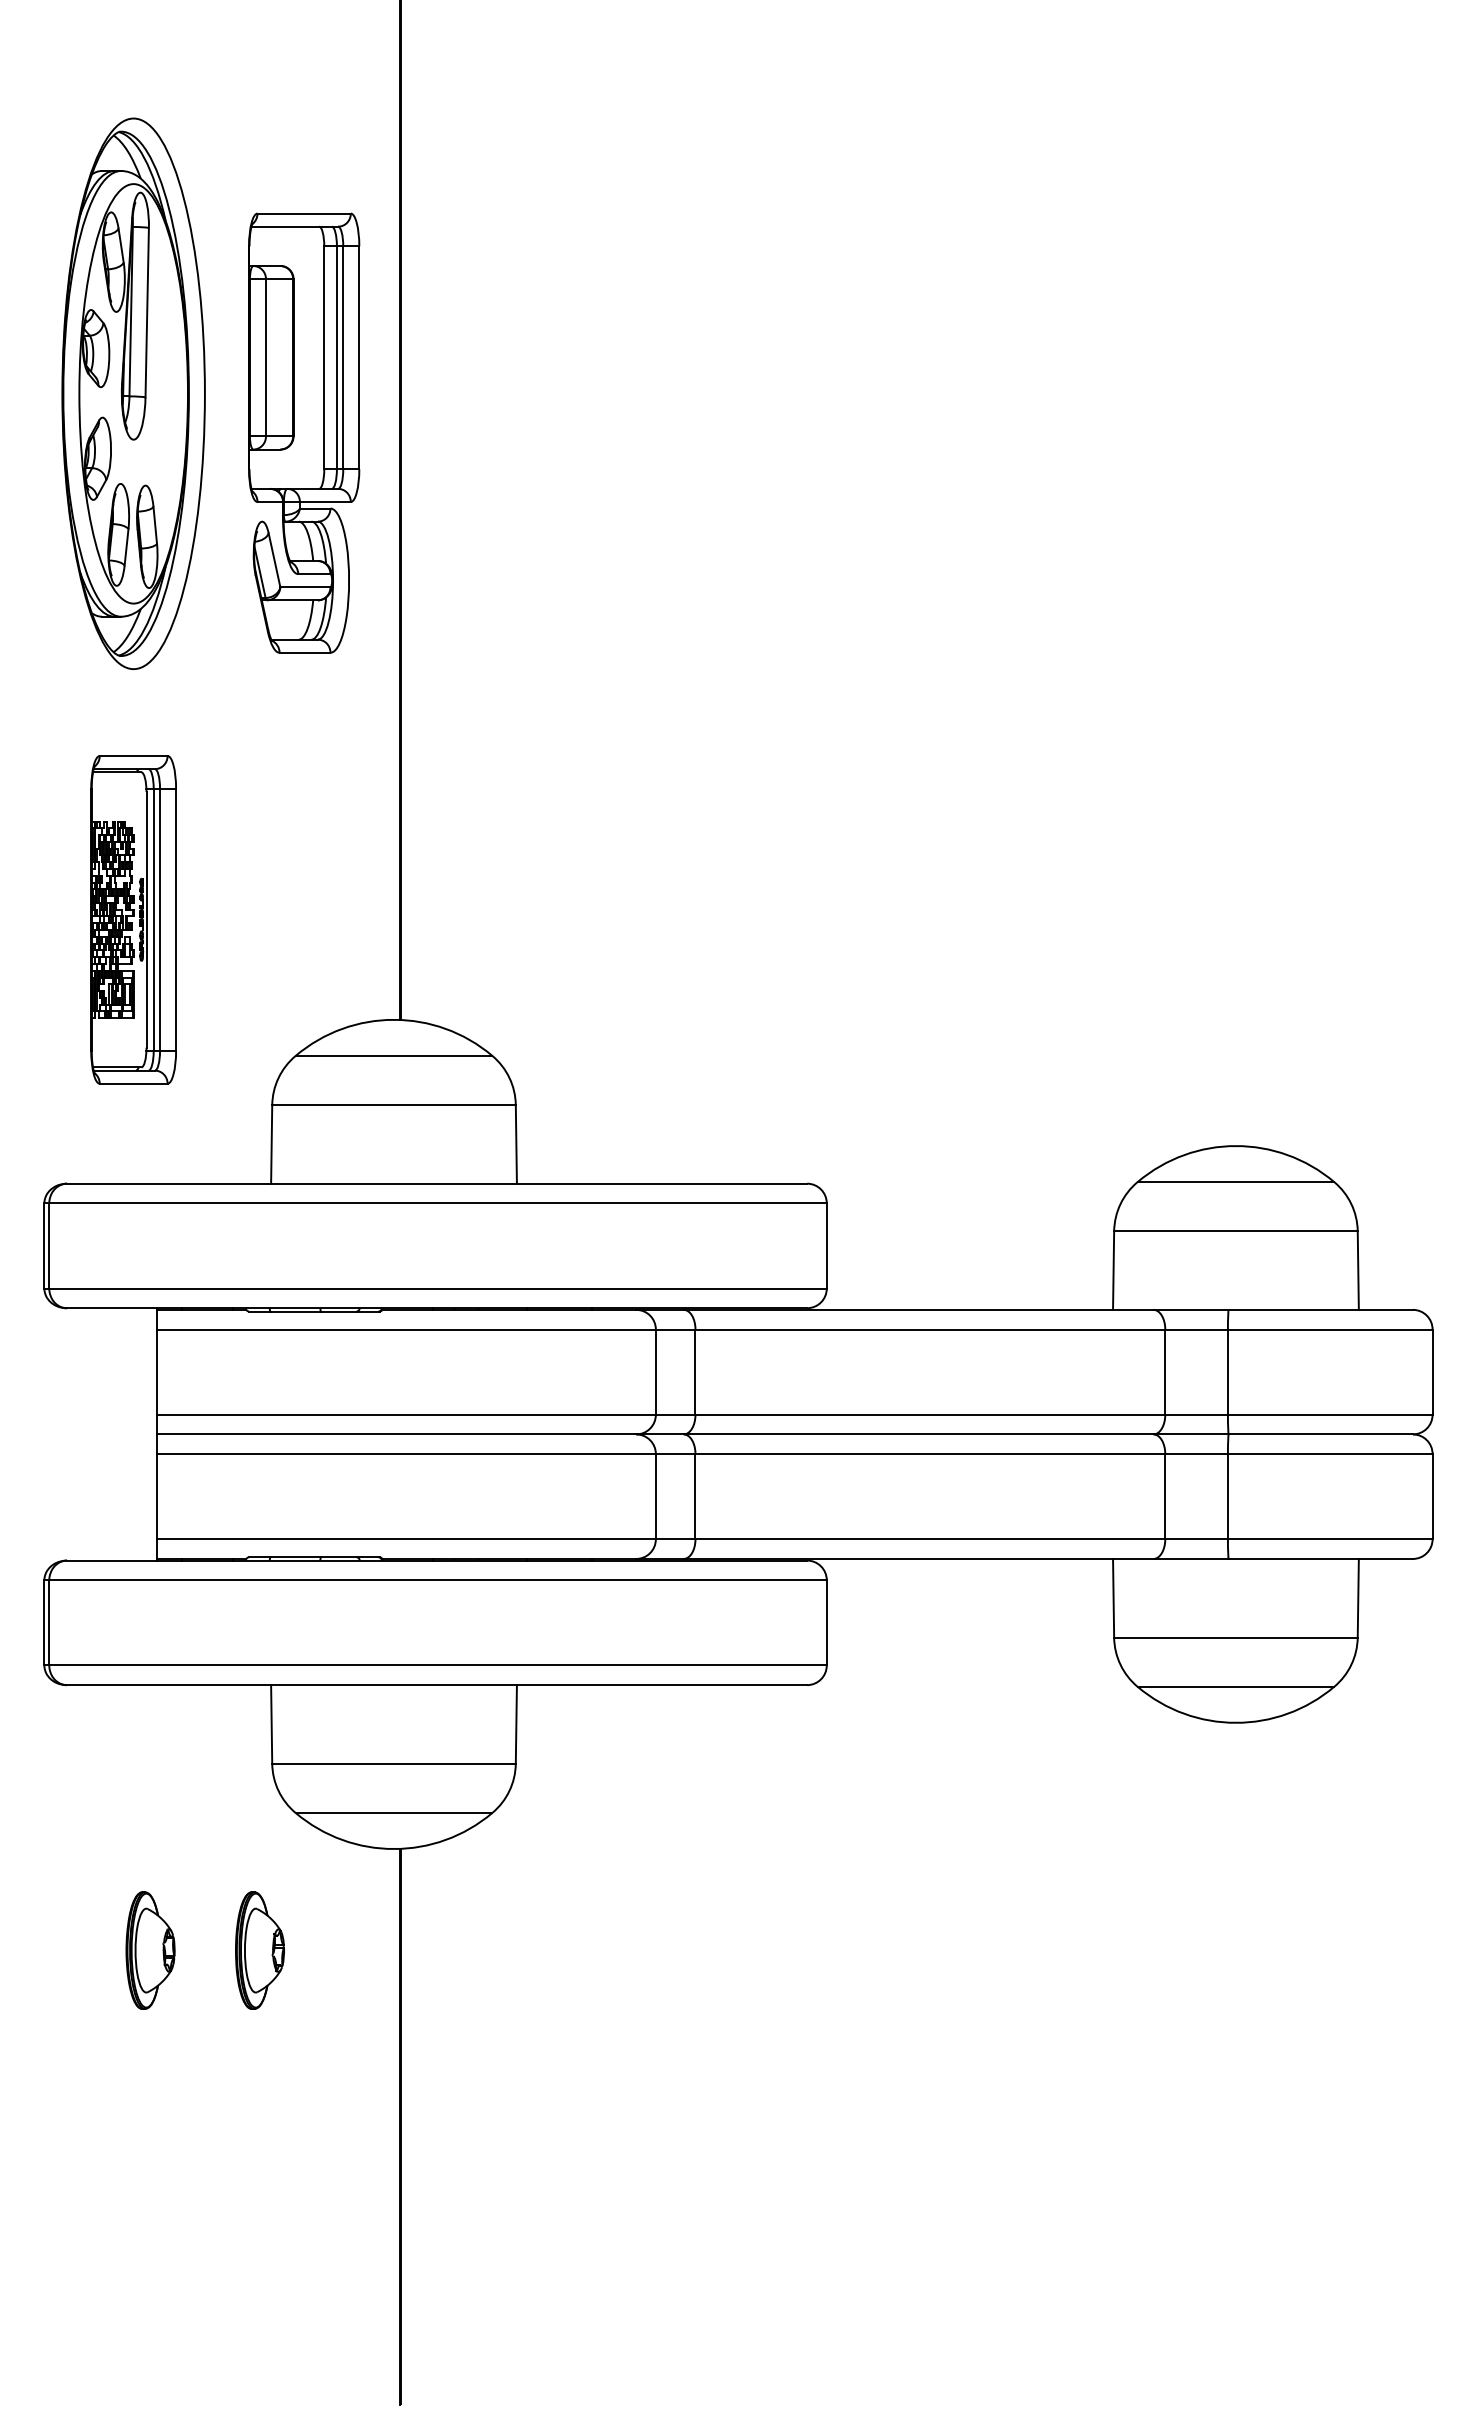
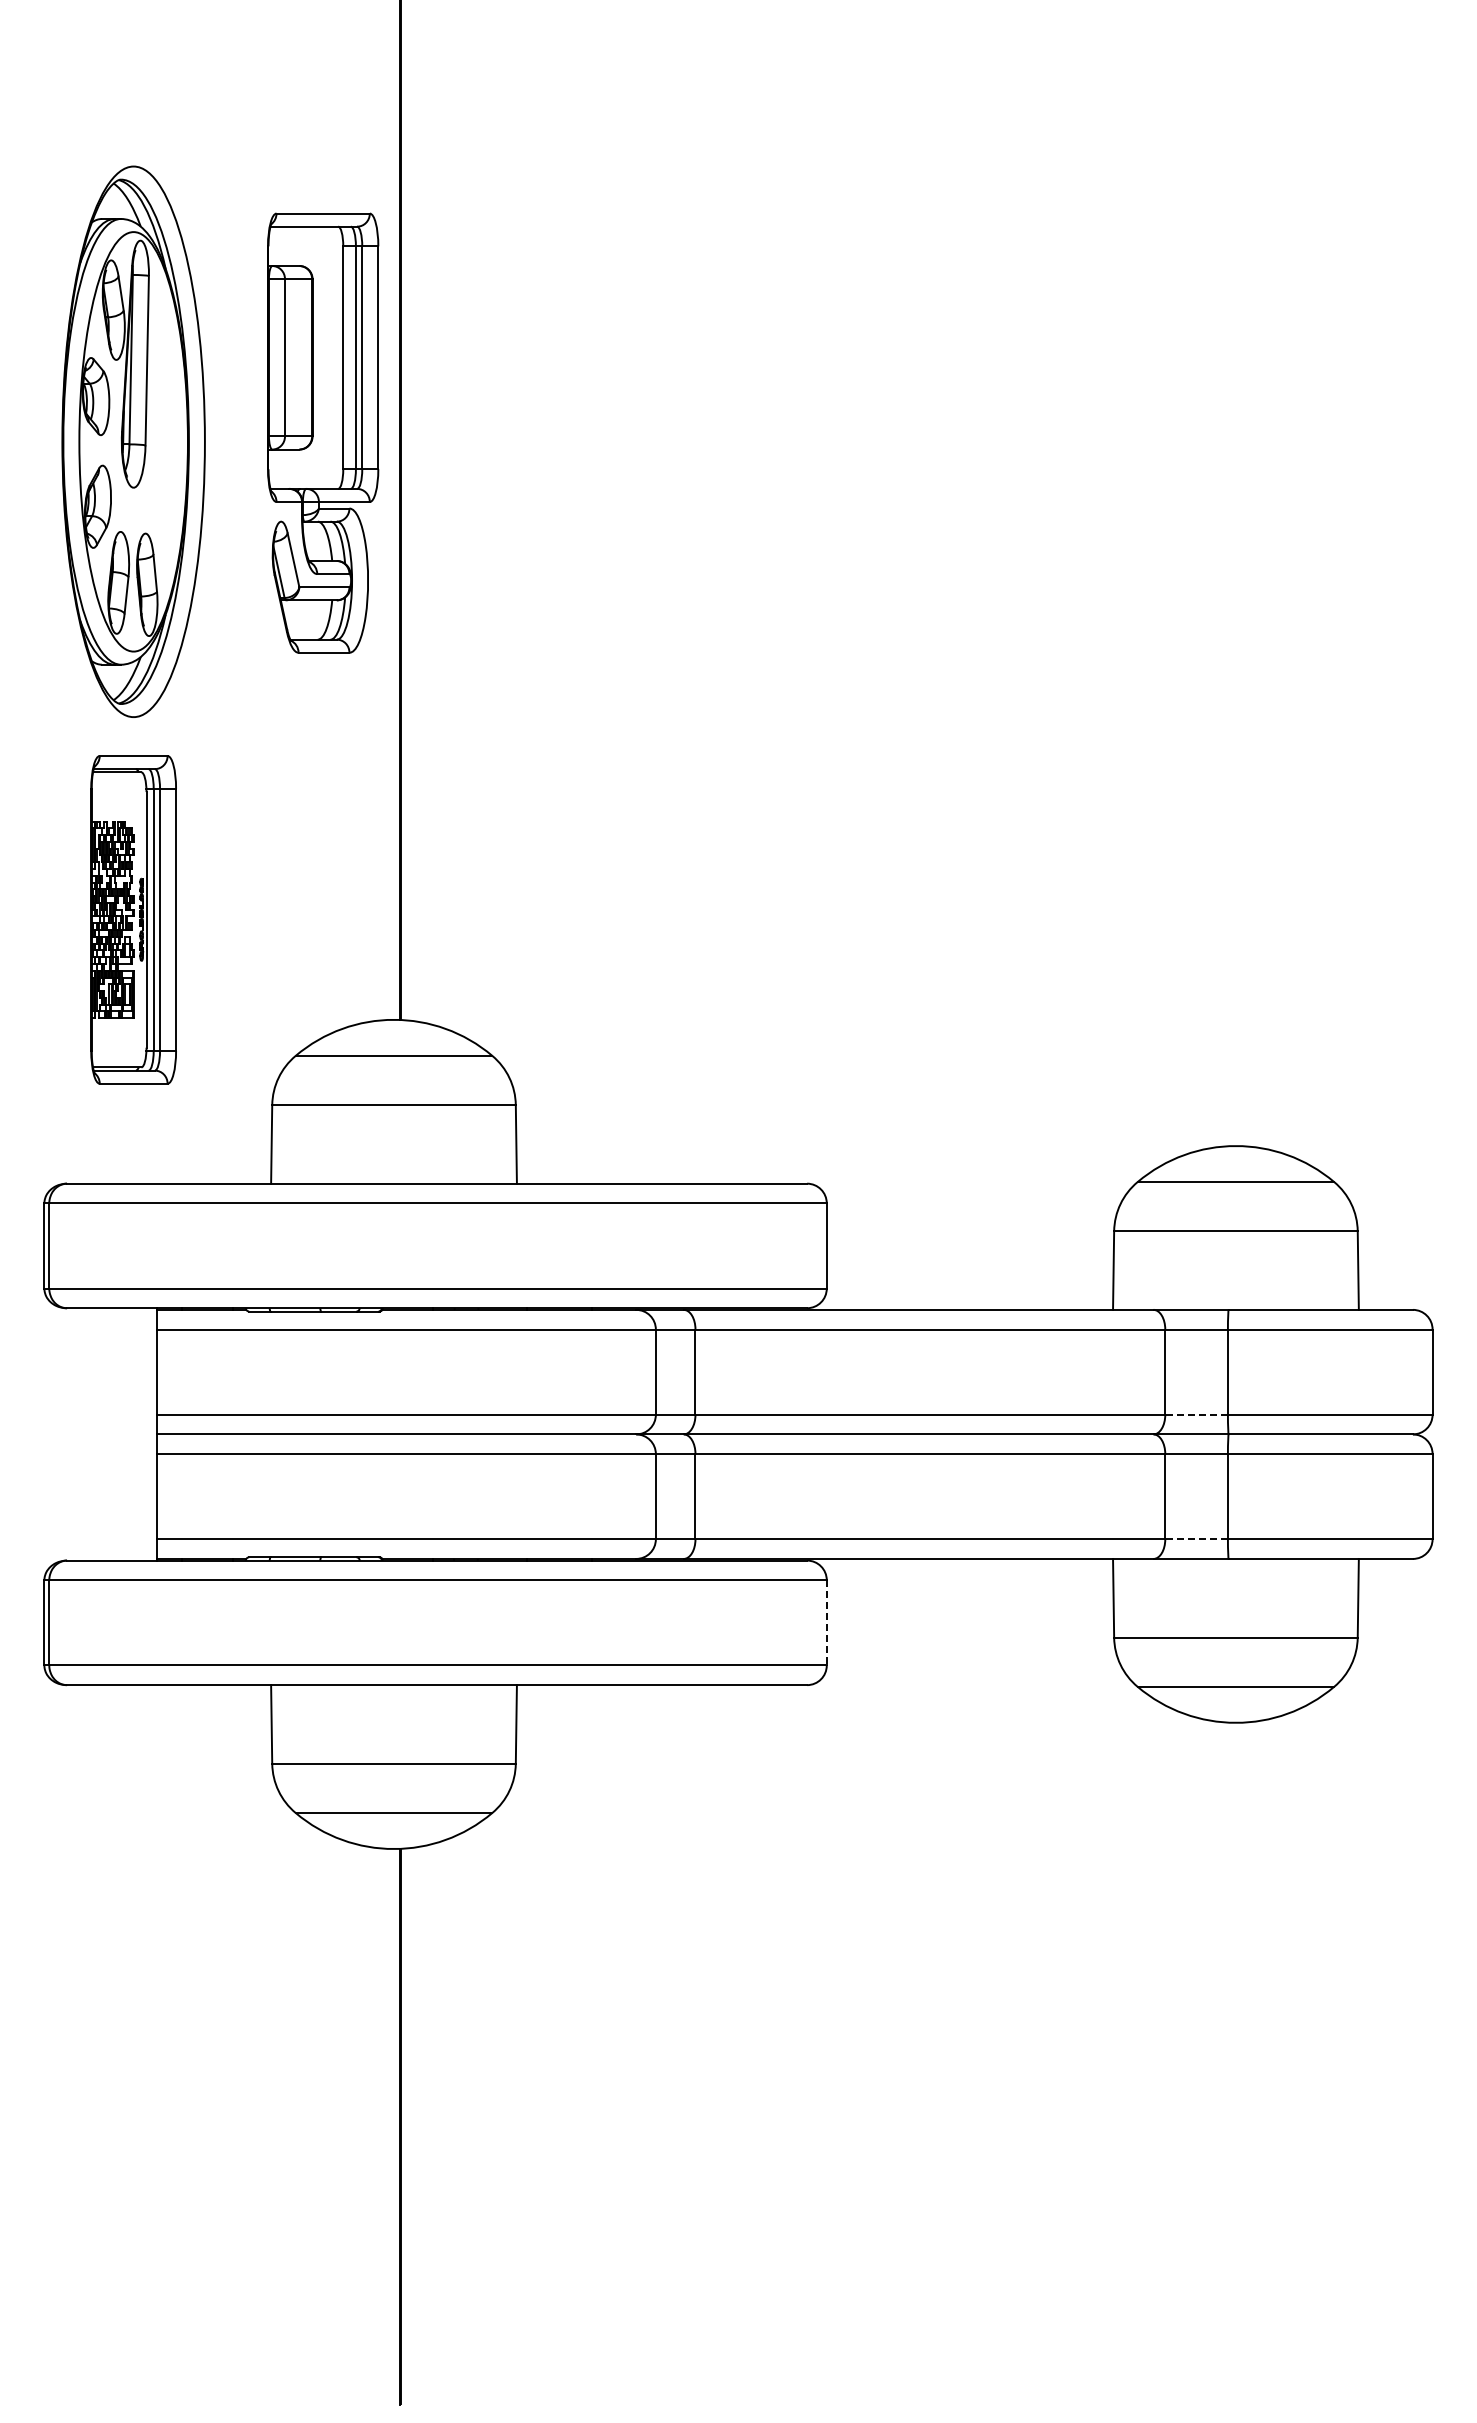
part position: (133, 393) -> (133, 441) (133, 441)
part position: (304, 432) -> (323, 432) (323, 432)
line: solid -> dashed (1196, 1414)
line: solid -> dashed (1196, 1539)
line: solid -> dashed (826, 1622)
part: present -> none (150, 1950)
part: present -> none (259, 1950)
